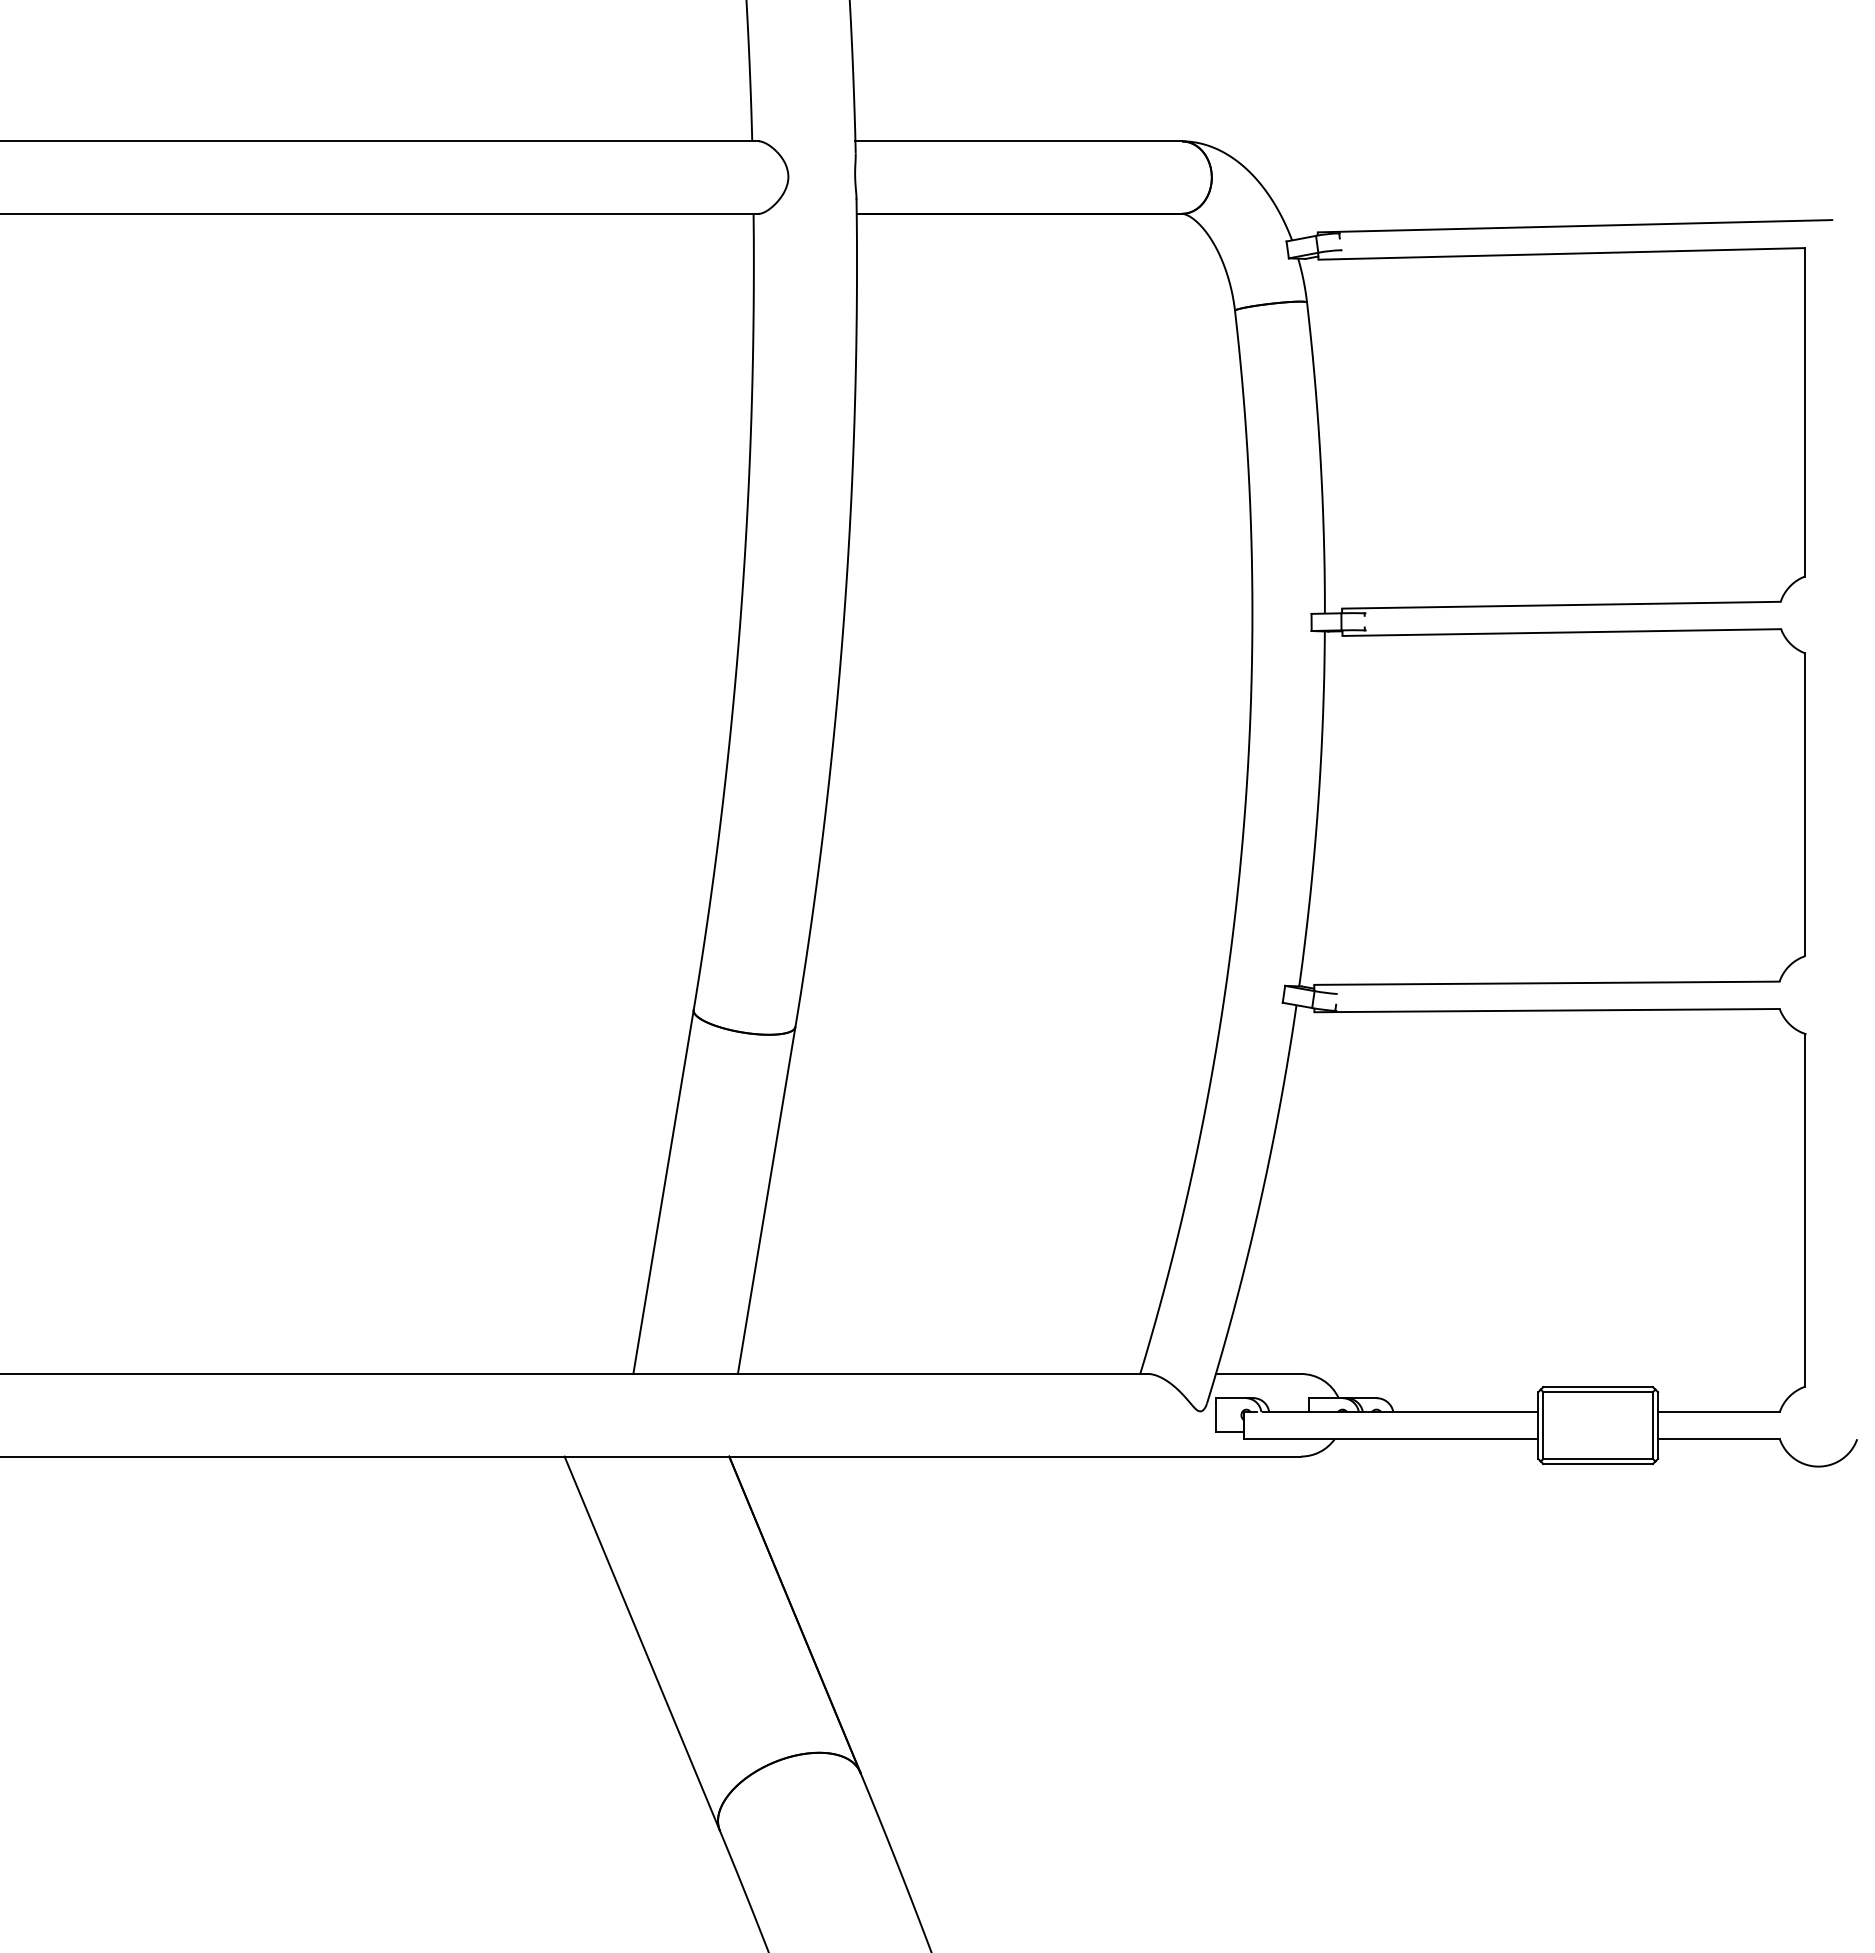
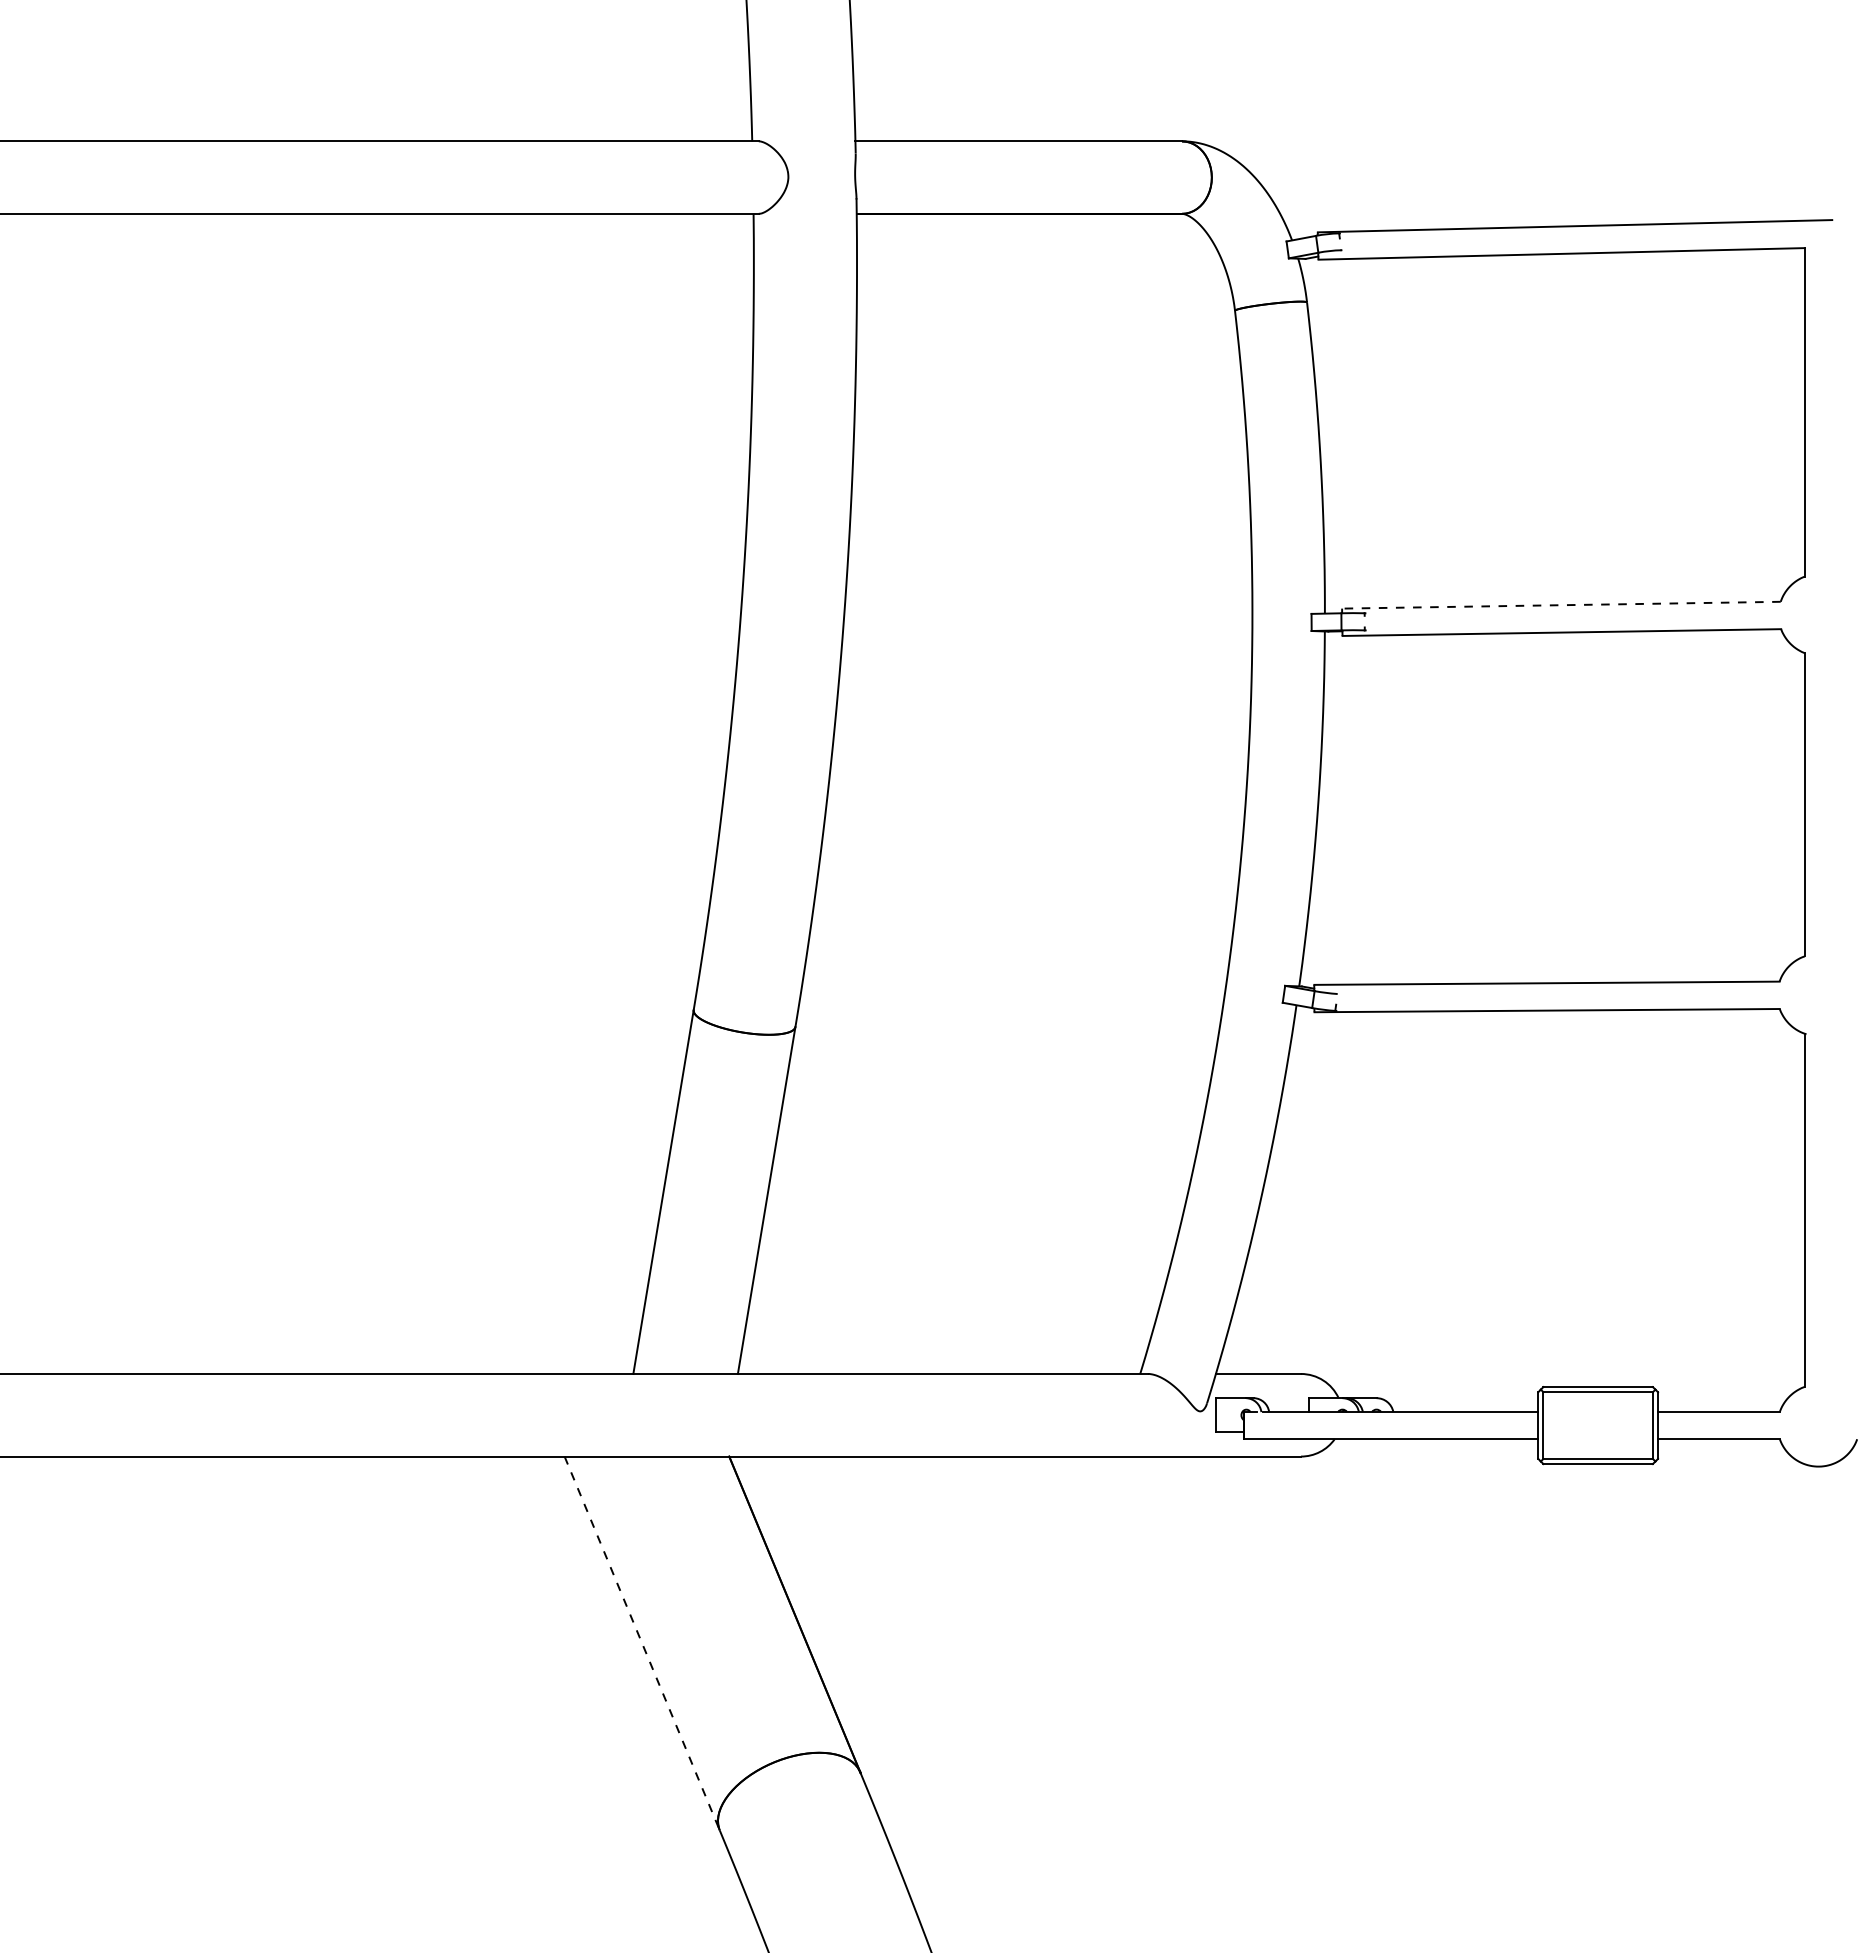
line: solid -> dashed (1560, 605)
line: solid -> dashed (642, 1643)
